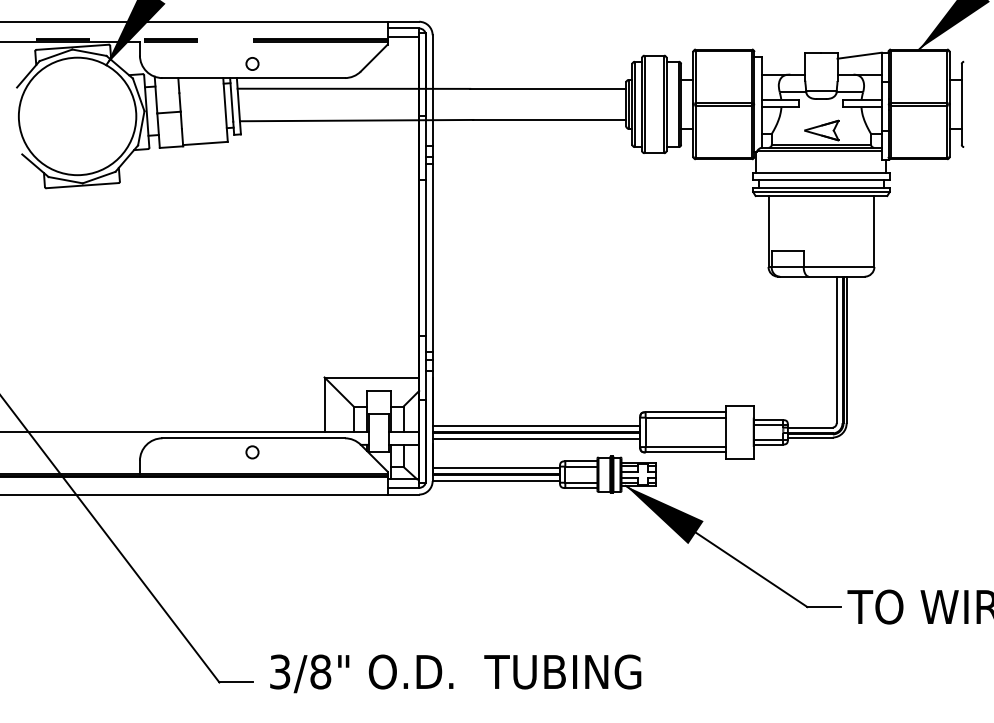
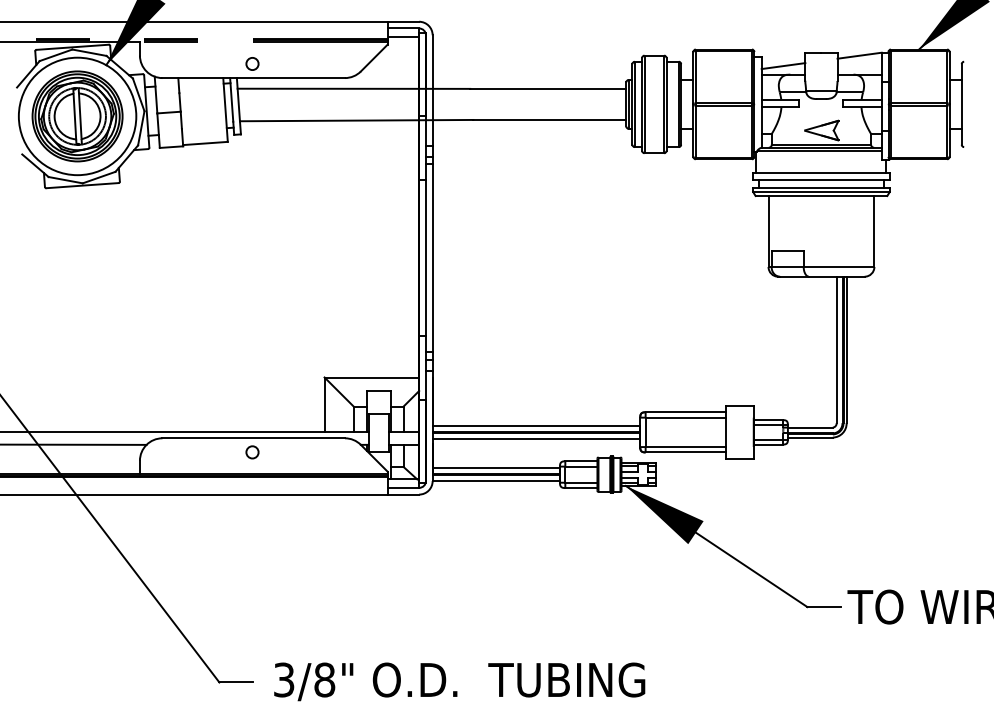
line: none -> present (783, 66)
part: none -> present (77, 116)
line: none -> present (74, 444)
text position: (455, 673) -> (459, 681) (459, 681)
